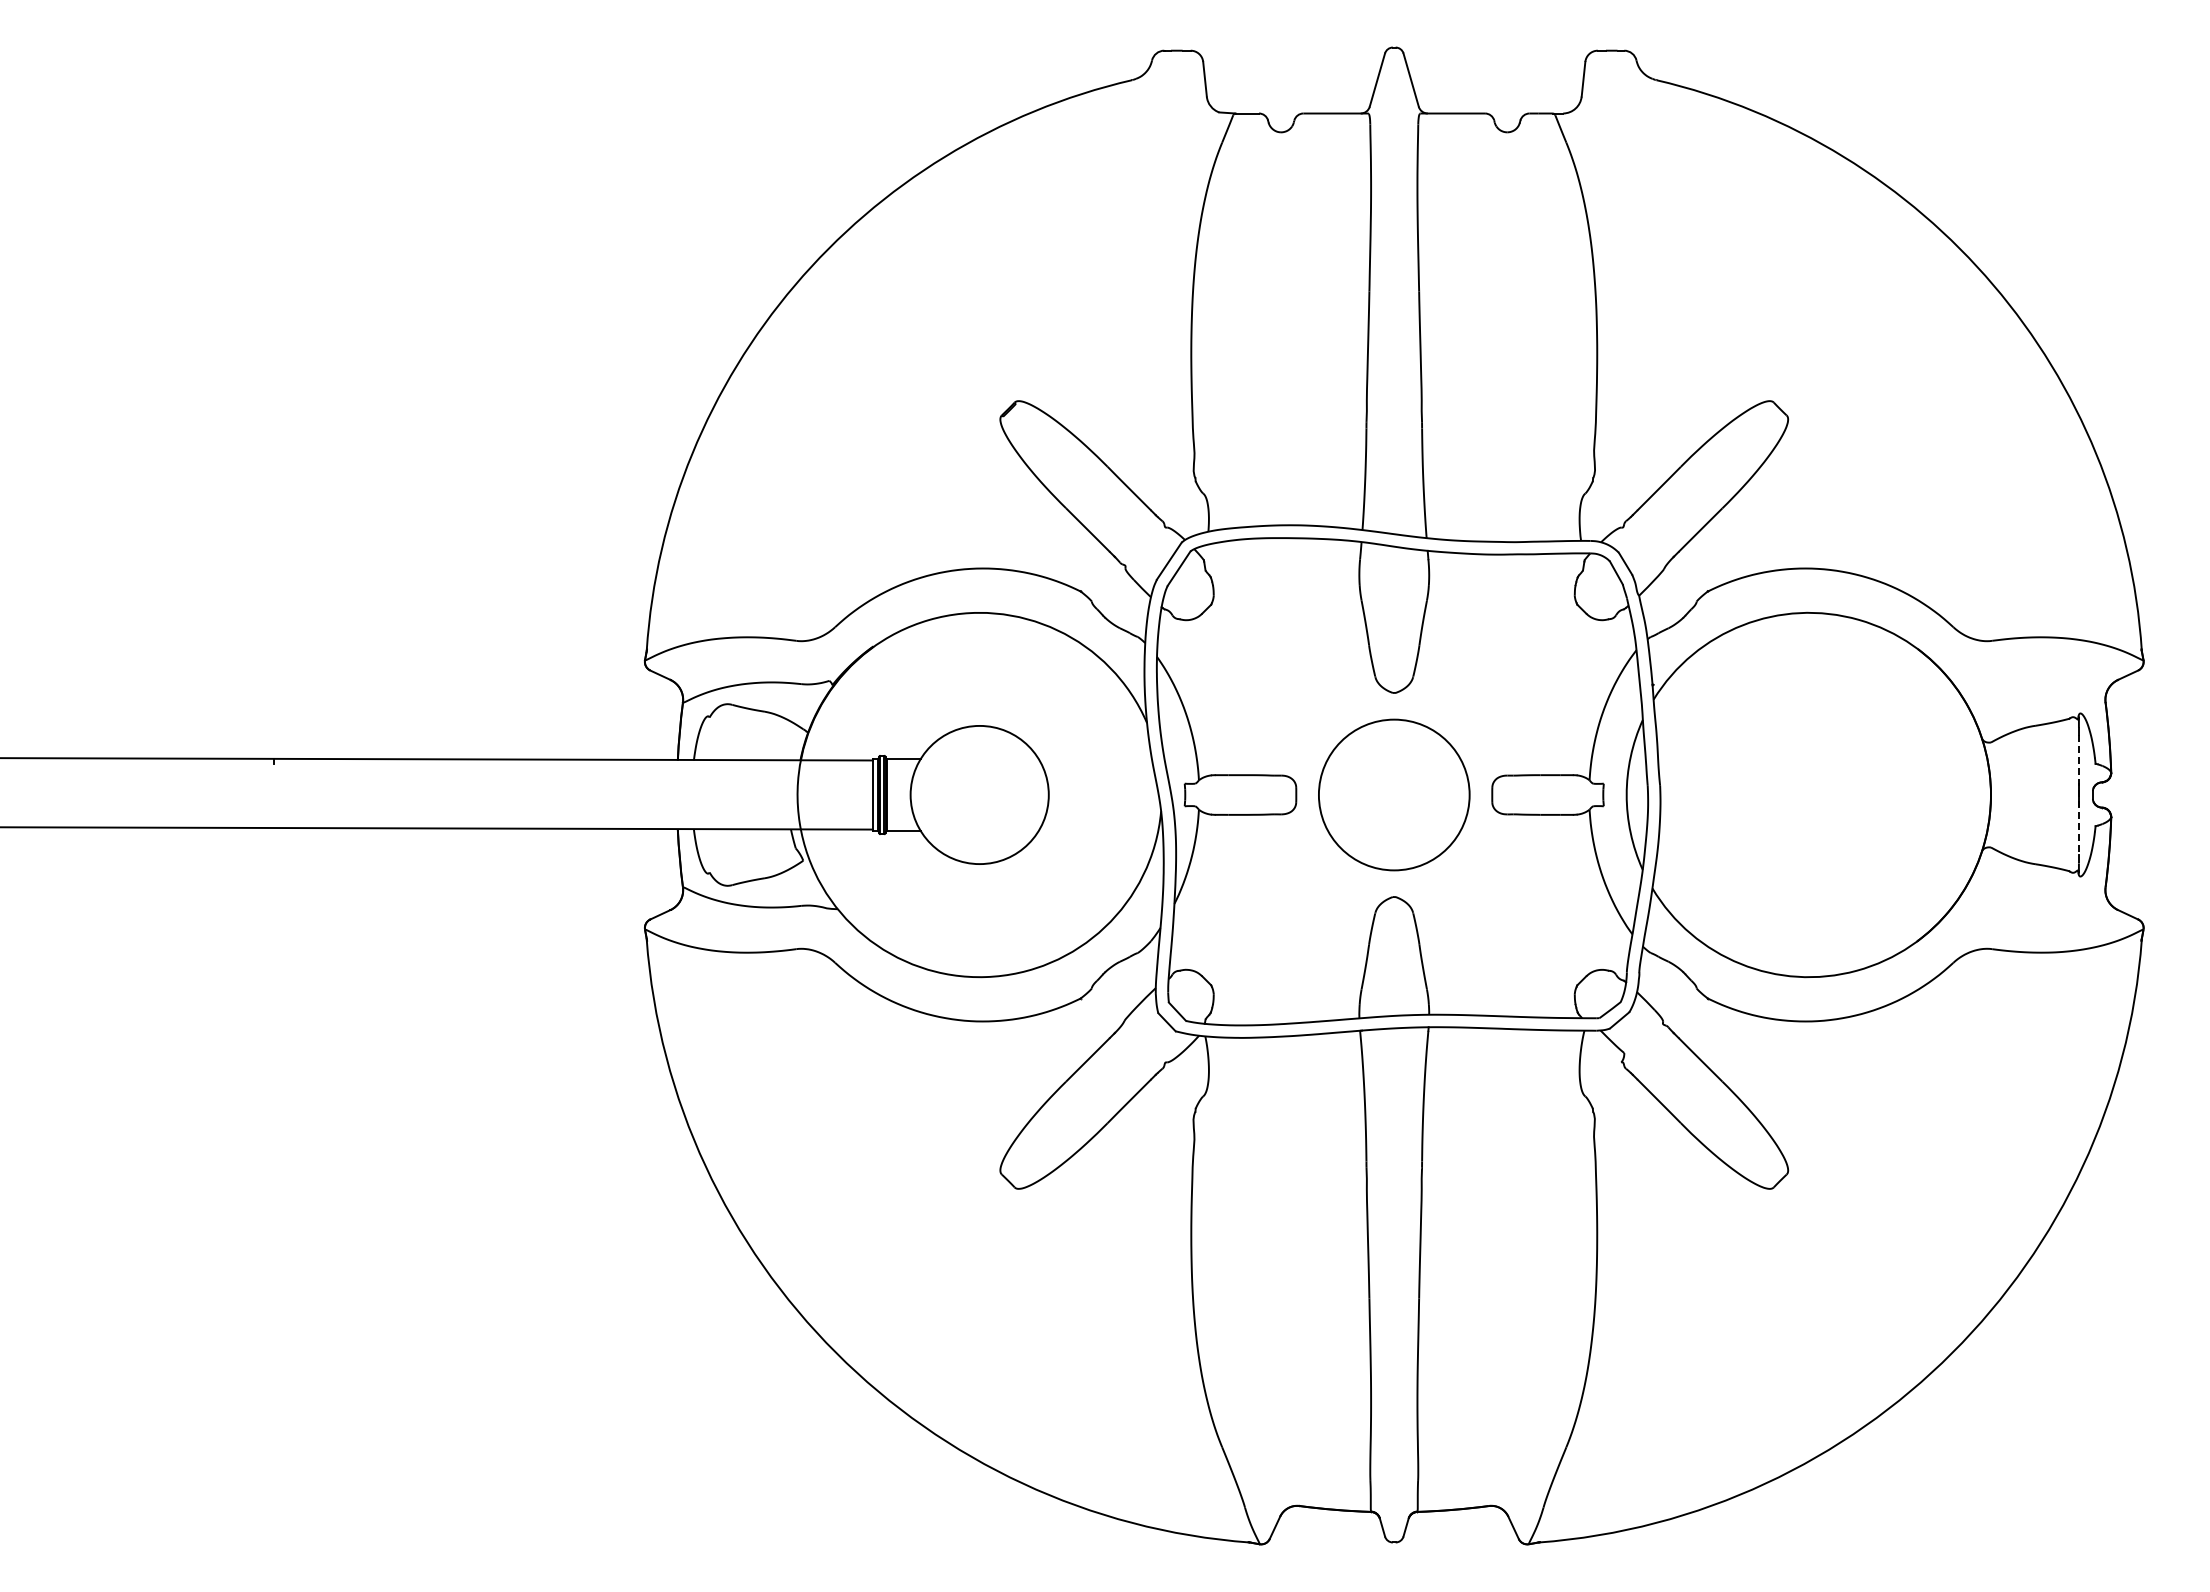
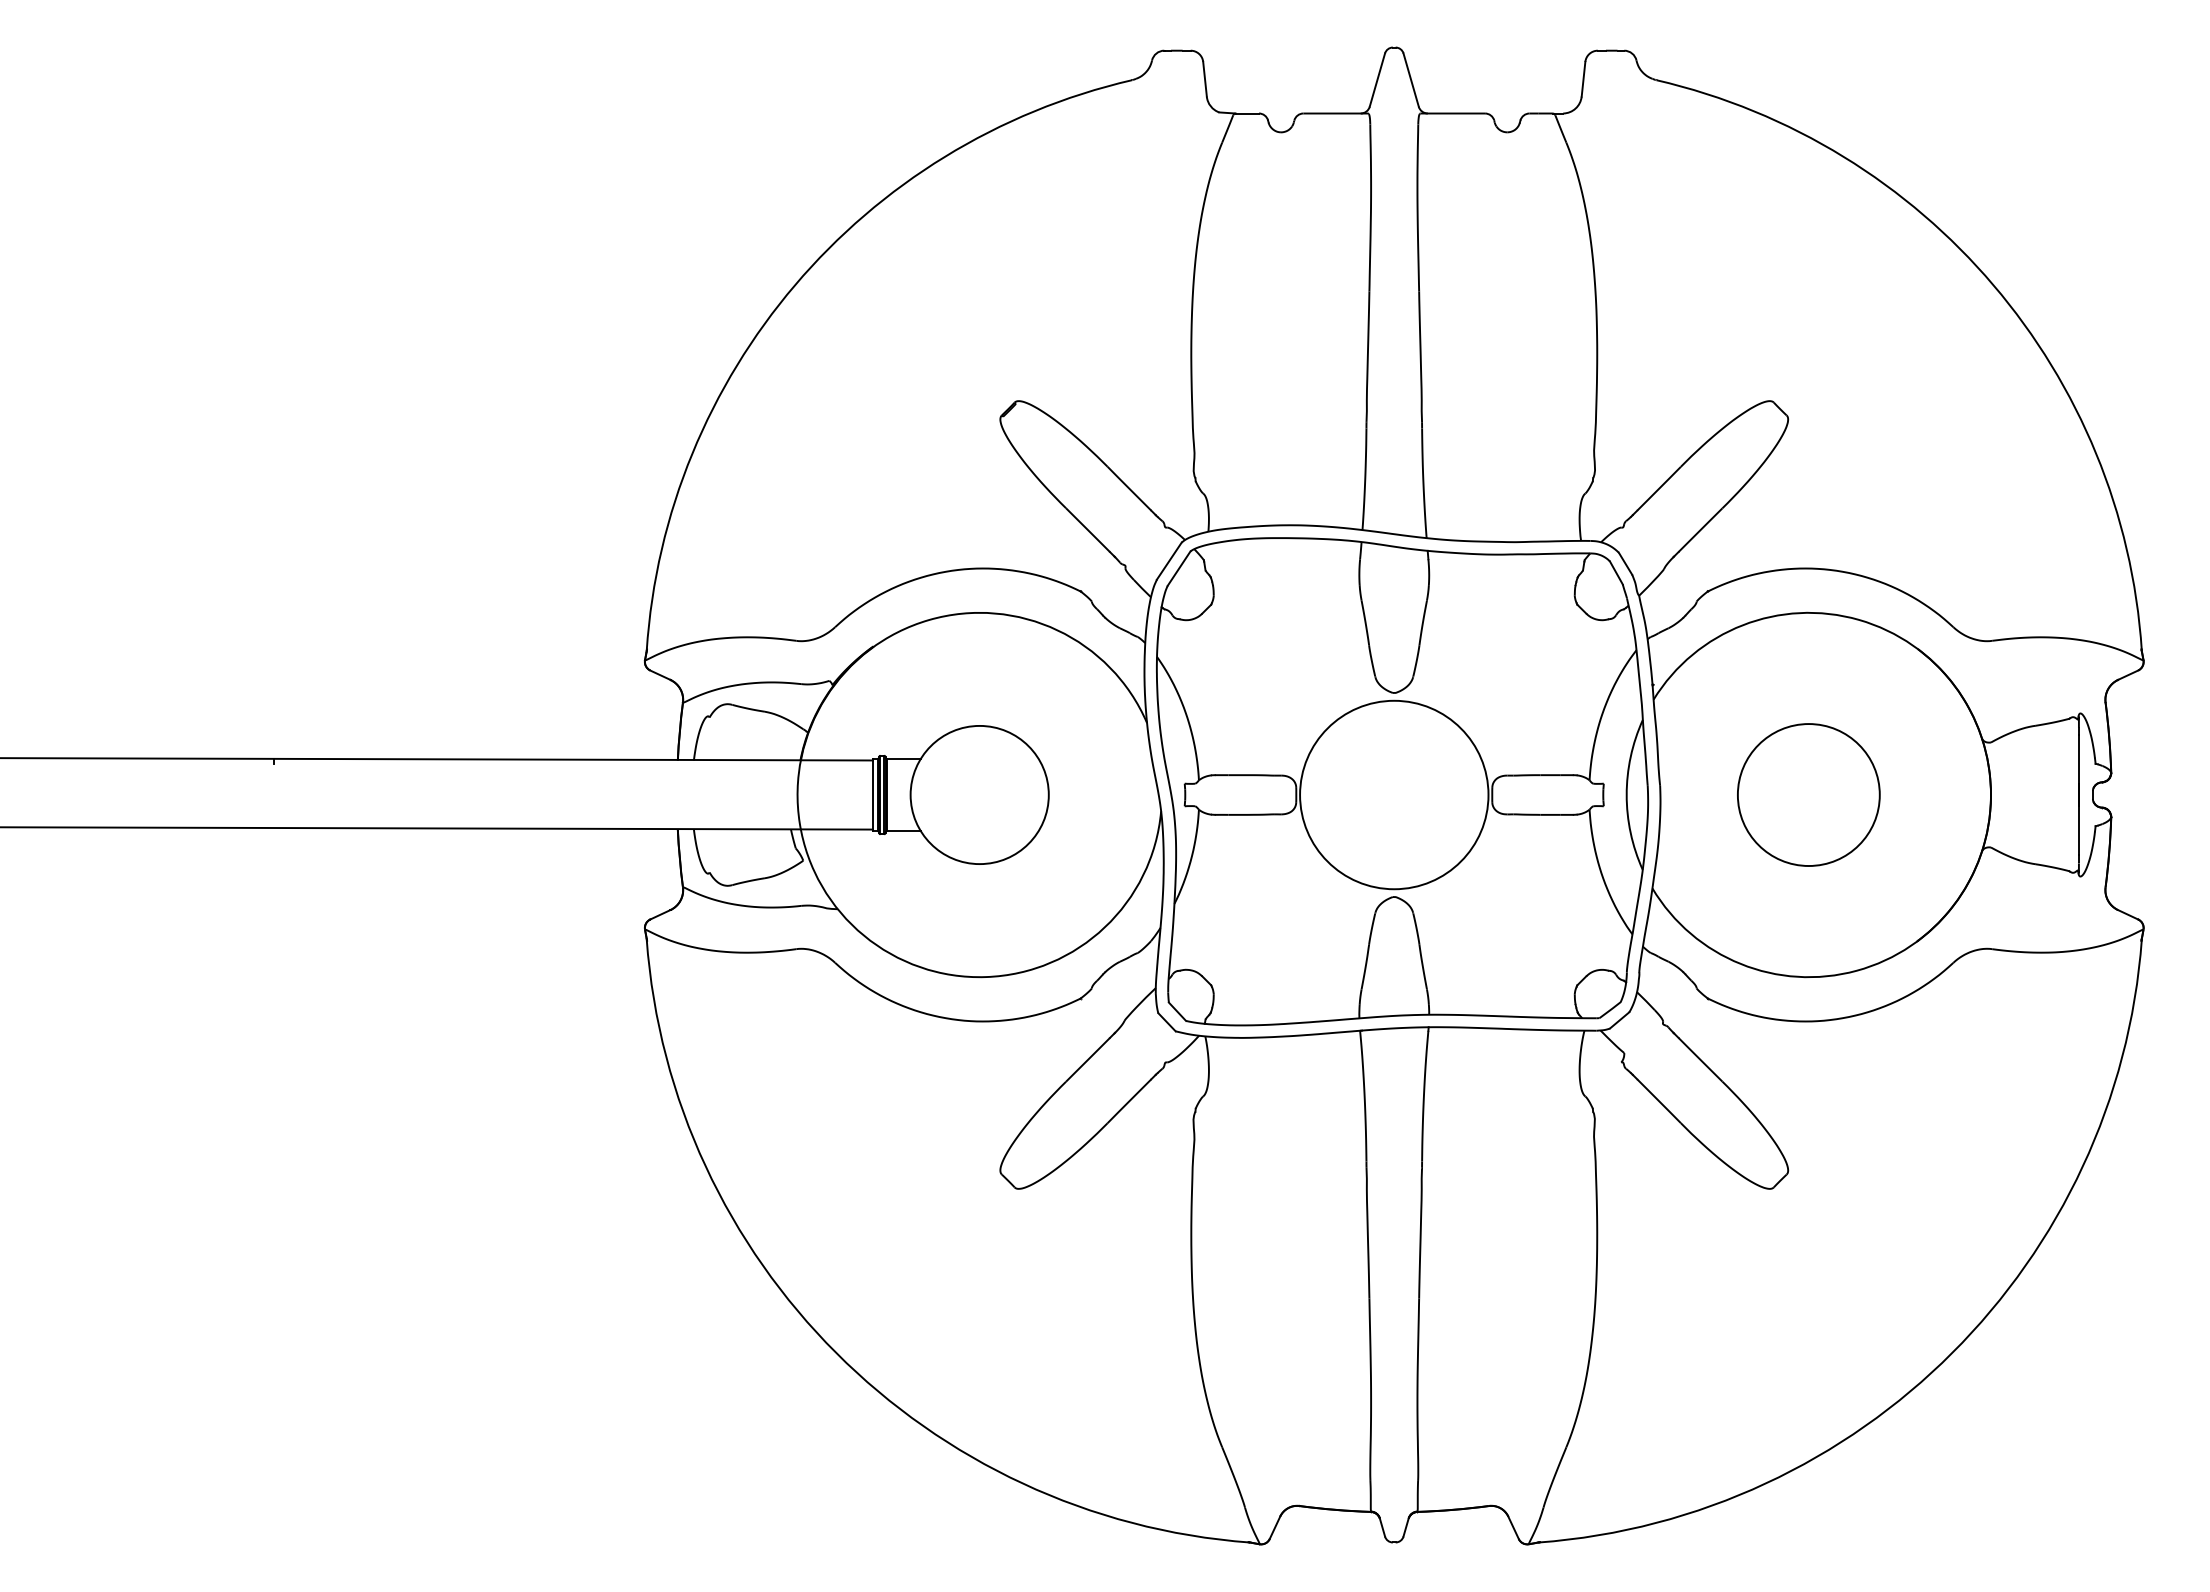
circle diameter: 151 px -> 188 px (1394, 794)
circle: none -> present (1808, 794)
line: dashed -> solid (2078, 795)
